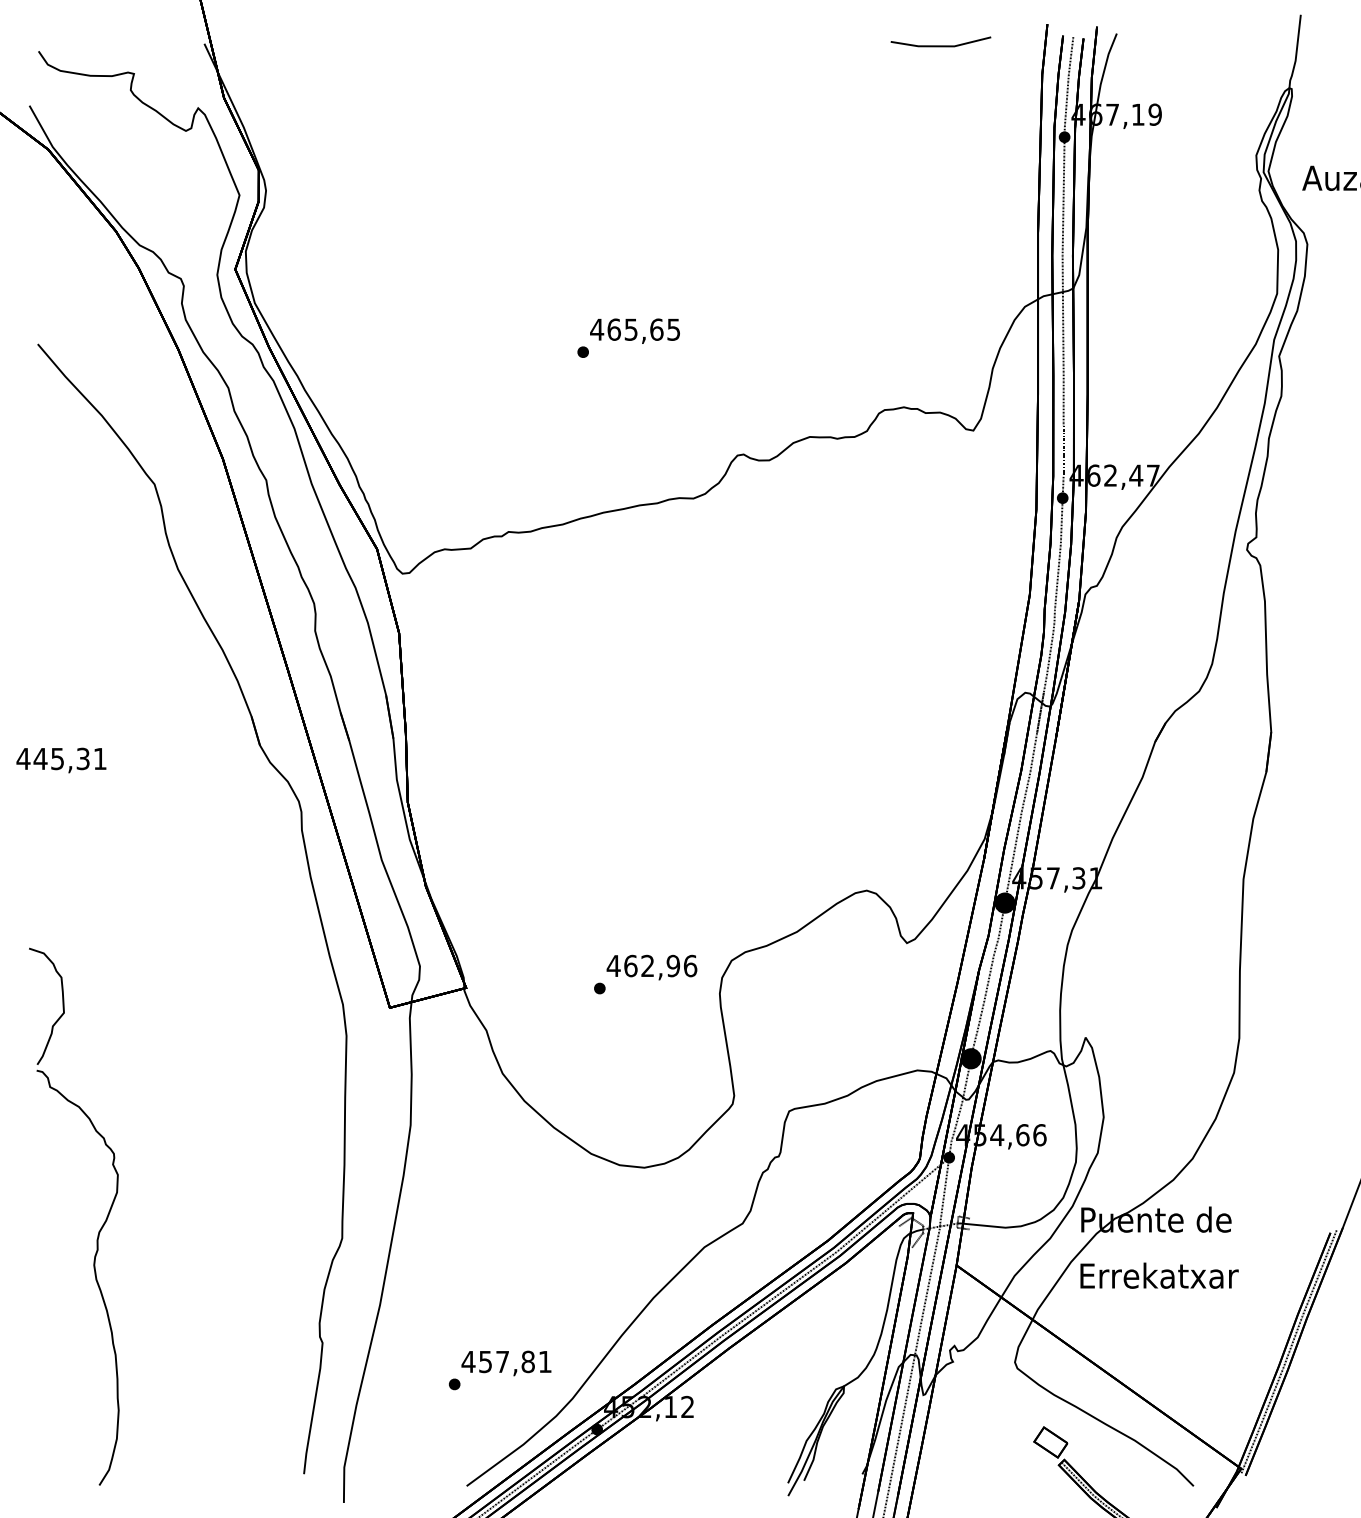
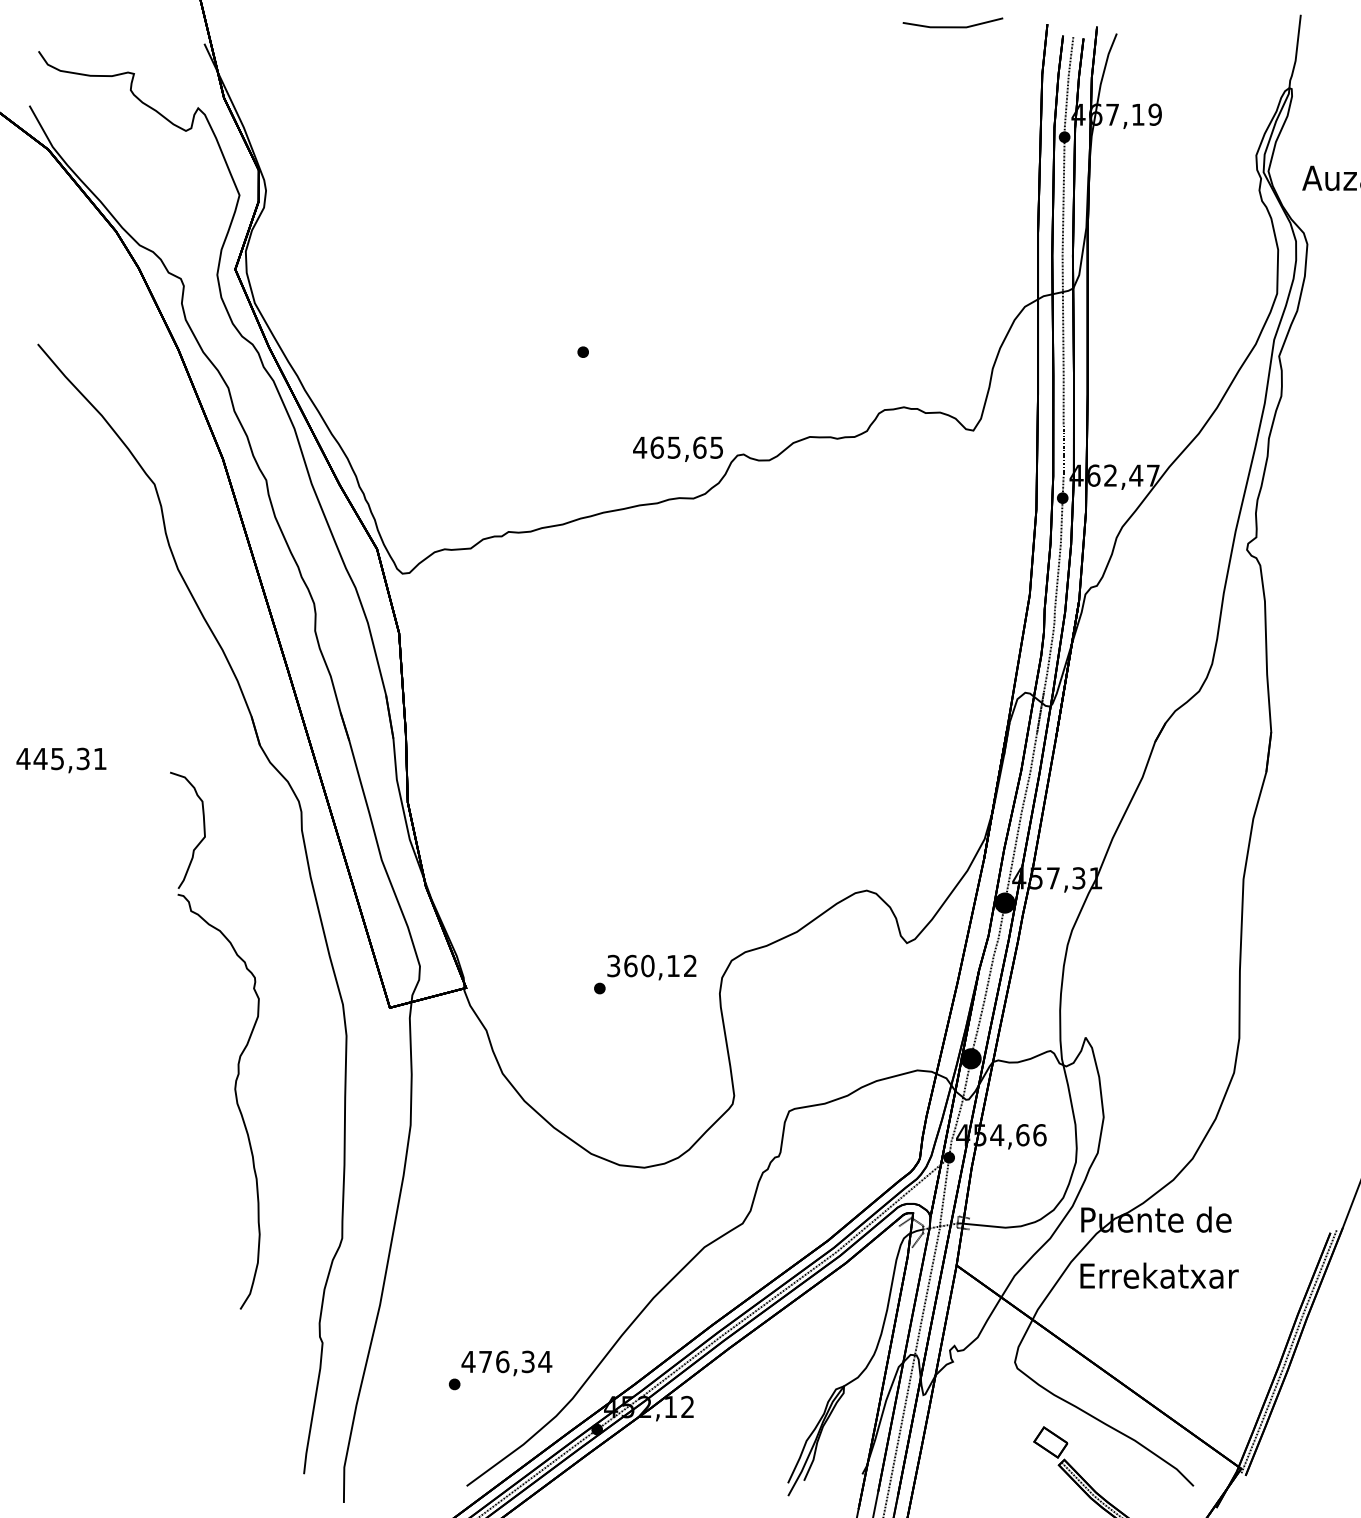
part position: (940, 41) -> (952, 22) (952, 22)
text position: (634, 330) -> (677, 448) (677, 448)
text: 462,96 -> 360,12 (651, 965)
part position: (99, 1229) -> (240, 1053) (240, 1053)
text: 457,81 -> 476,34 (515, 1361)
